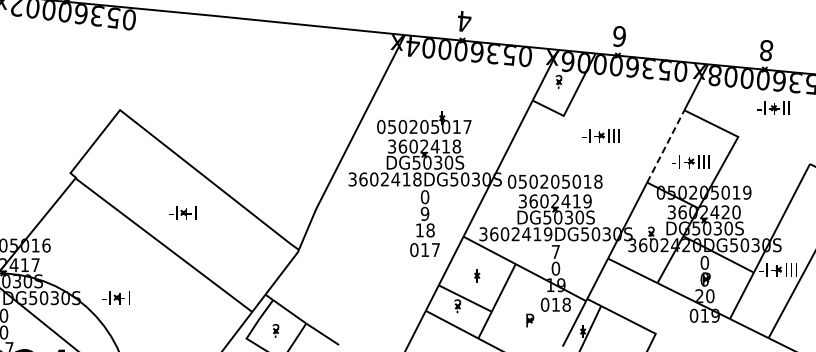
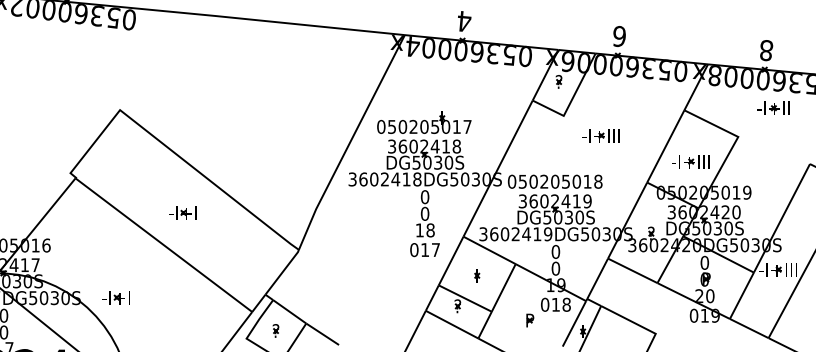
line: dashed -> solid (665, 146)
text: 9 -> 0 (424, 213)
text: 7 -> 0 (555, 251)
